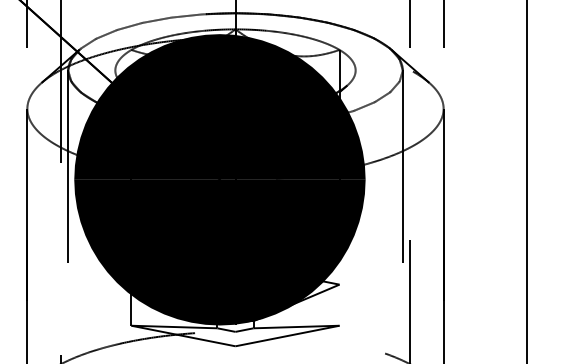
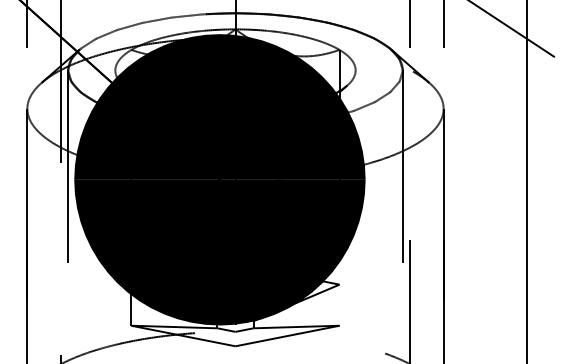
line: none -> present (512, 29)
